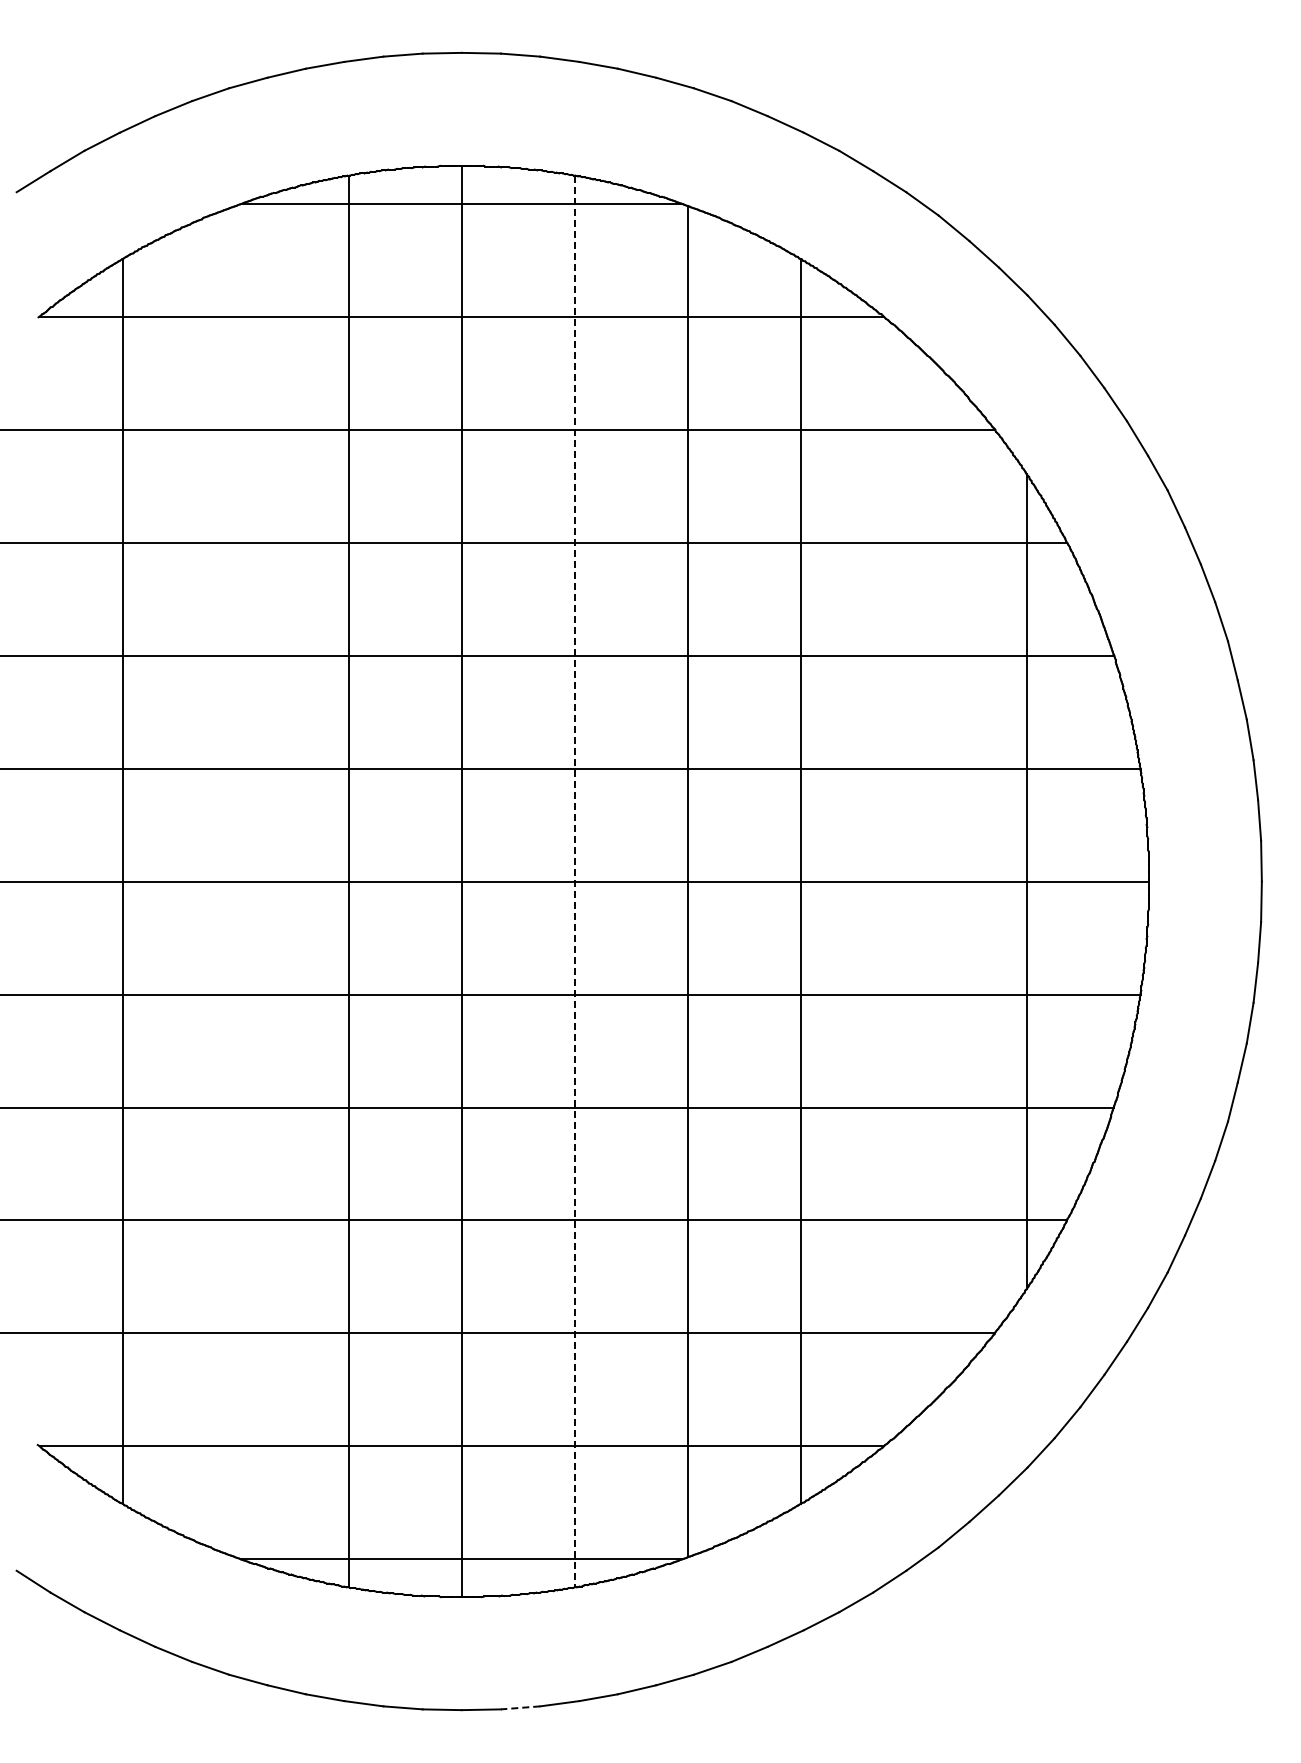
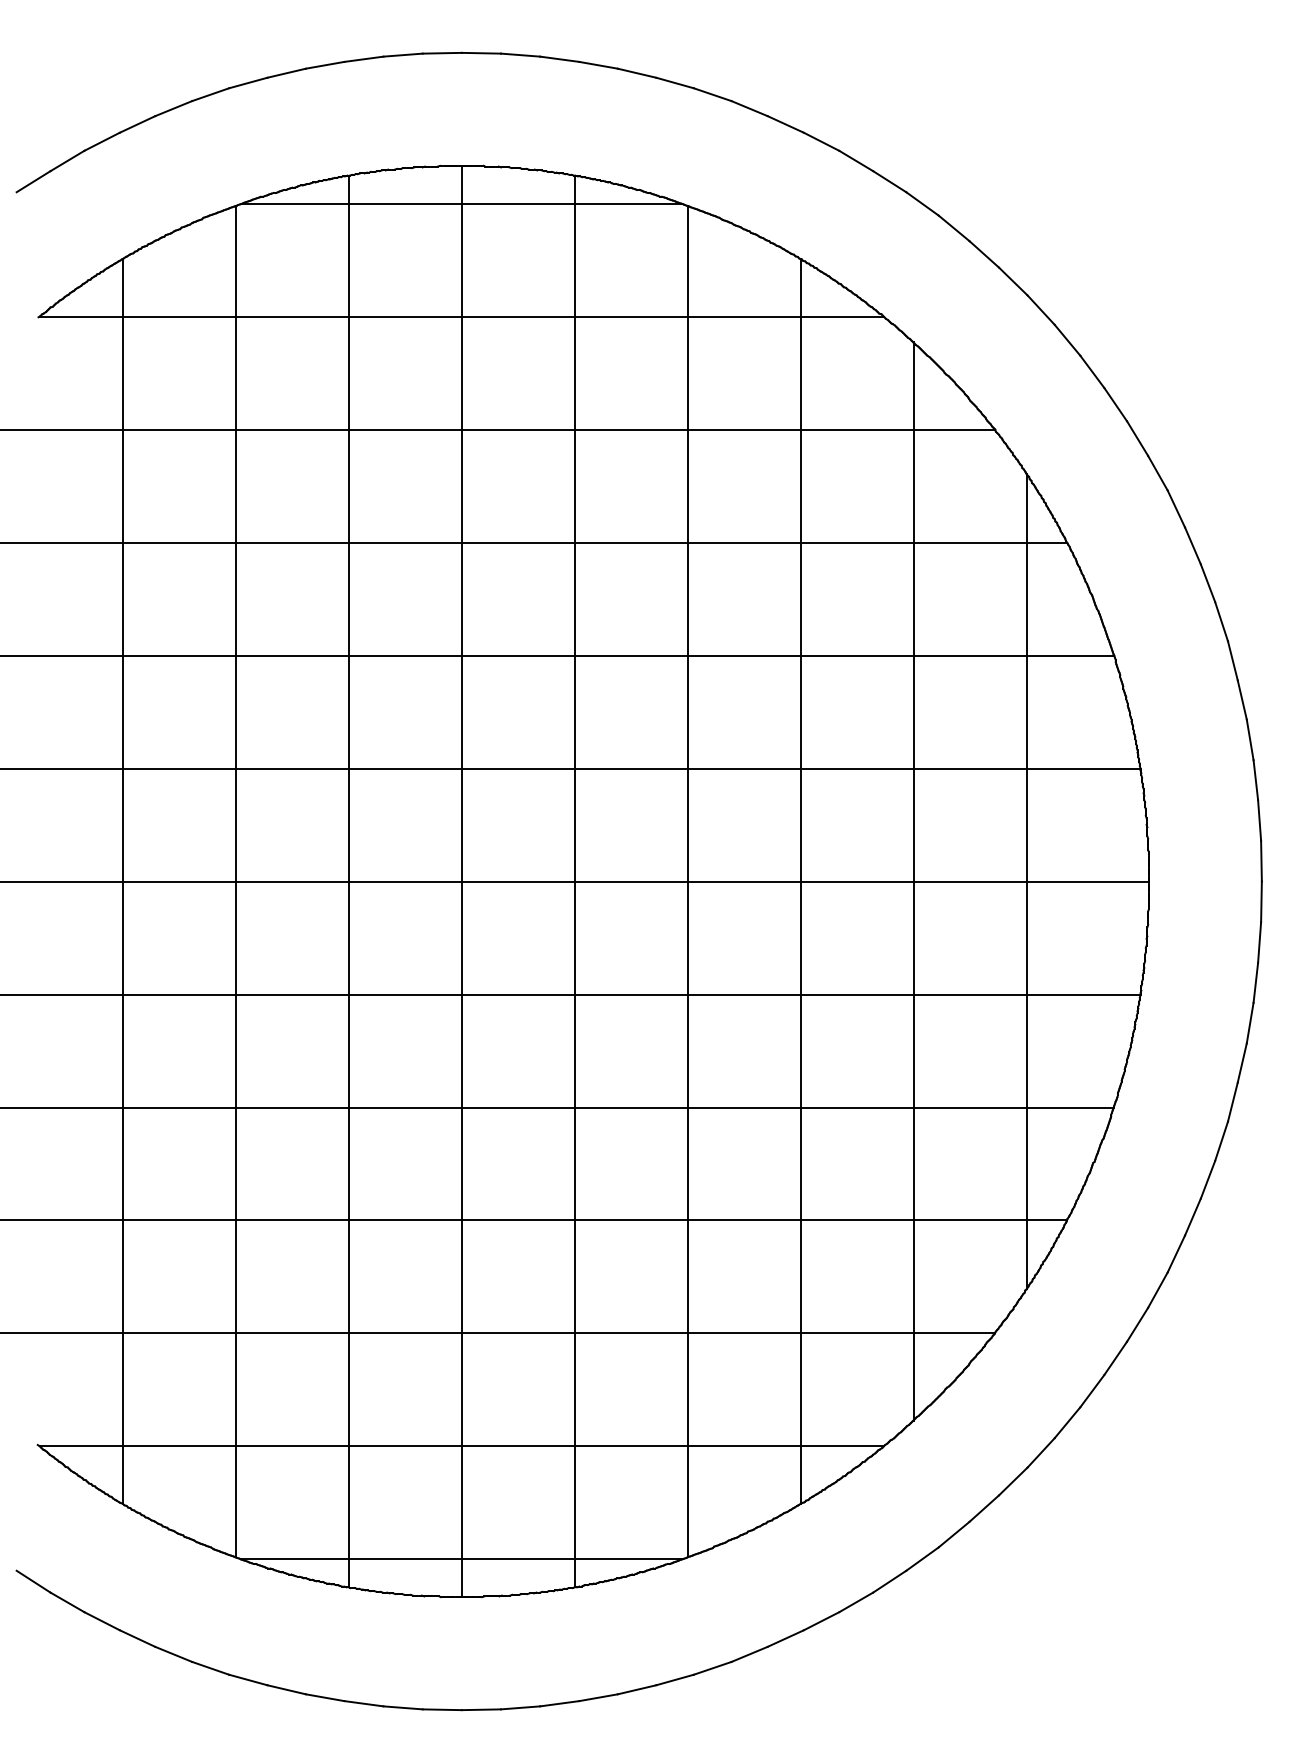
line: none -> present (235, 881)
line: dashed -> solid (574, 881)
line: none -> present (913, 881)
line: dashed -> solid (520, 1707)
